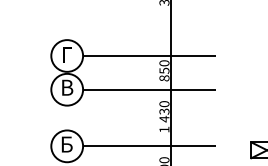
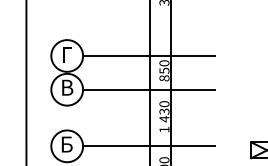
line: none -> present (26, 82)
line: none -> present (149, 82)
